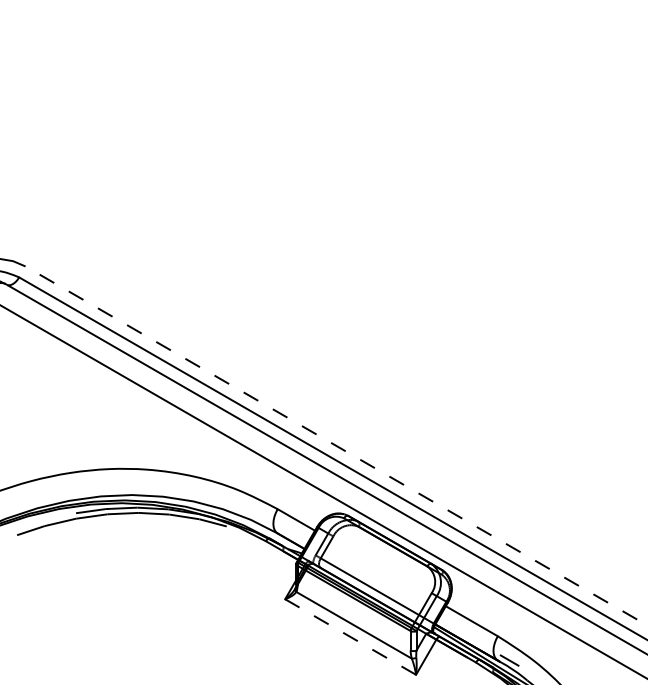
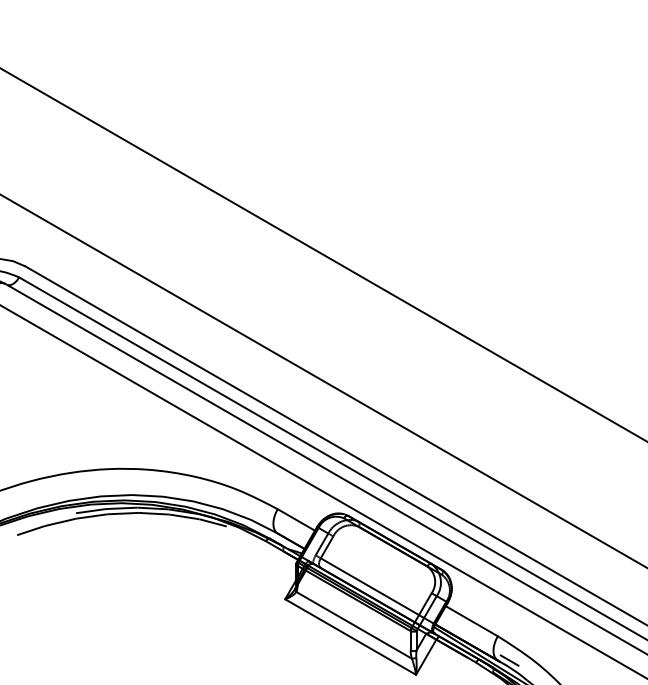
line: none -> present (323, 254)
line: none -> present (323, 380)
line: dashed -> solid (336, 445)
line: dashed -> solid (350, 637)
